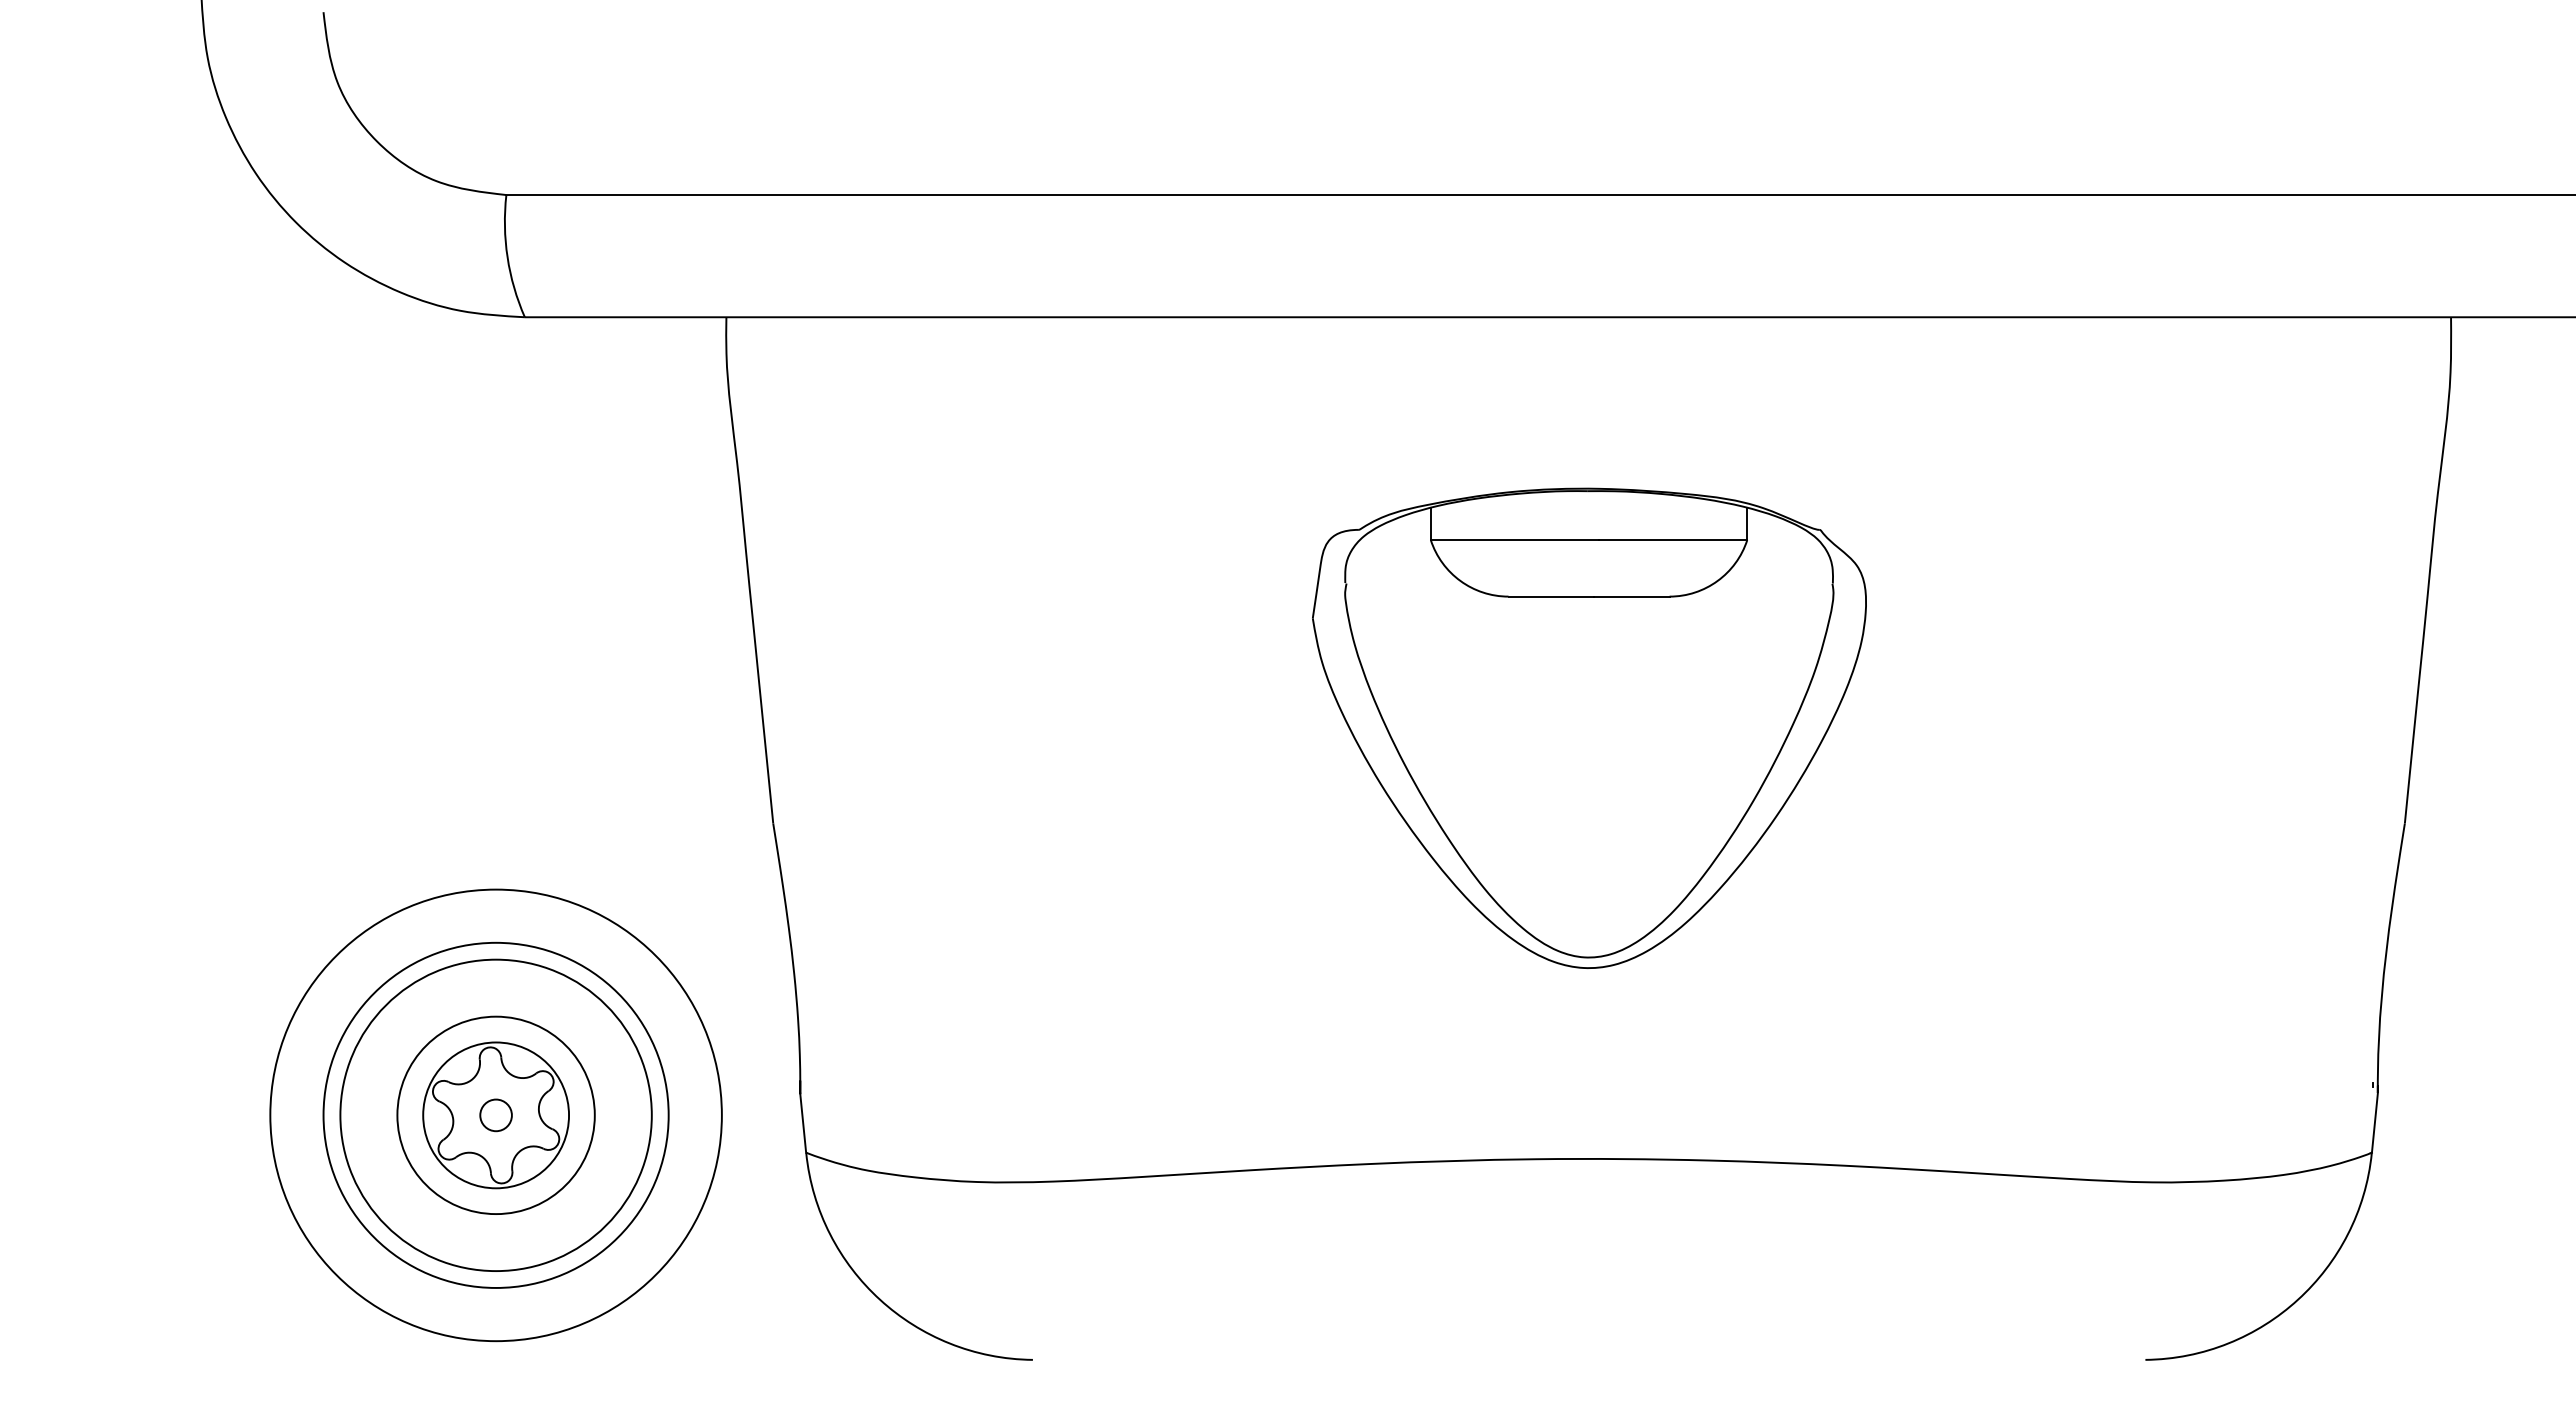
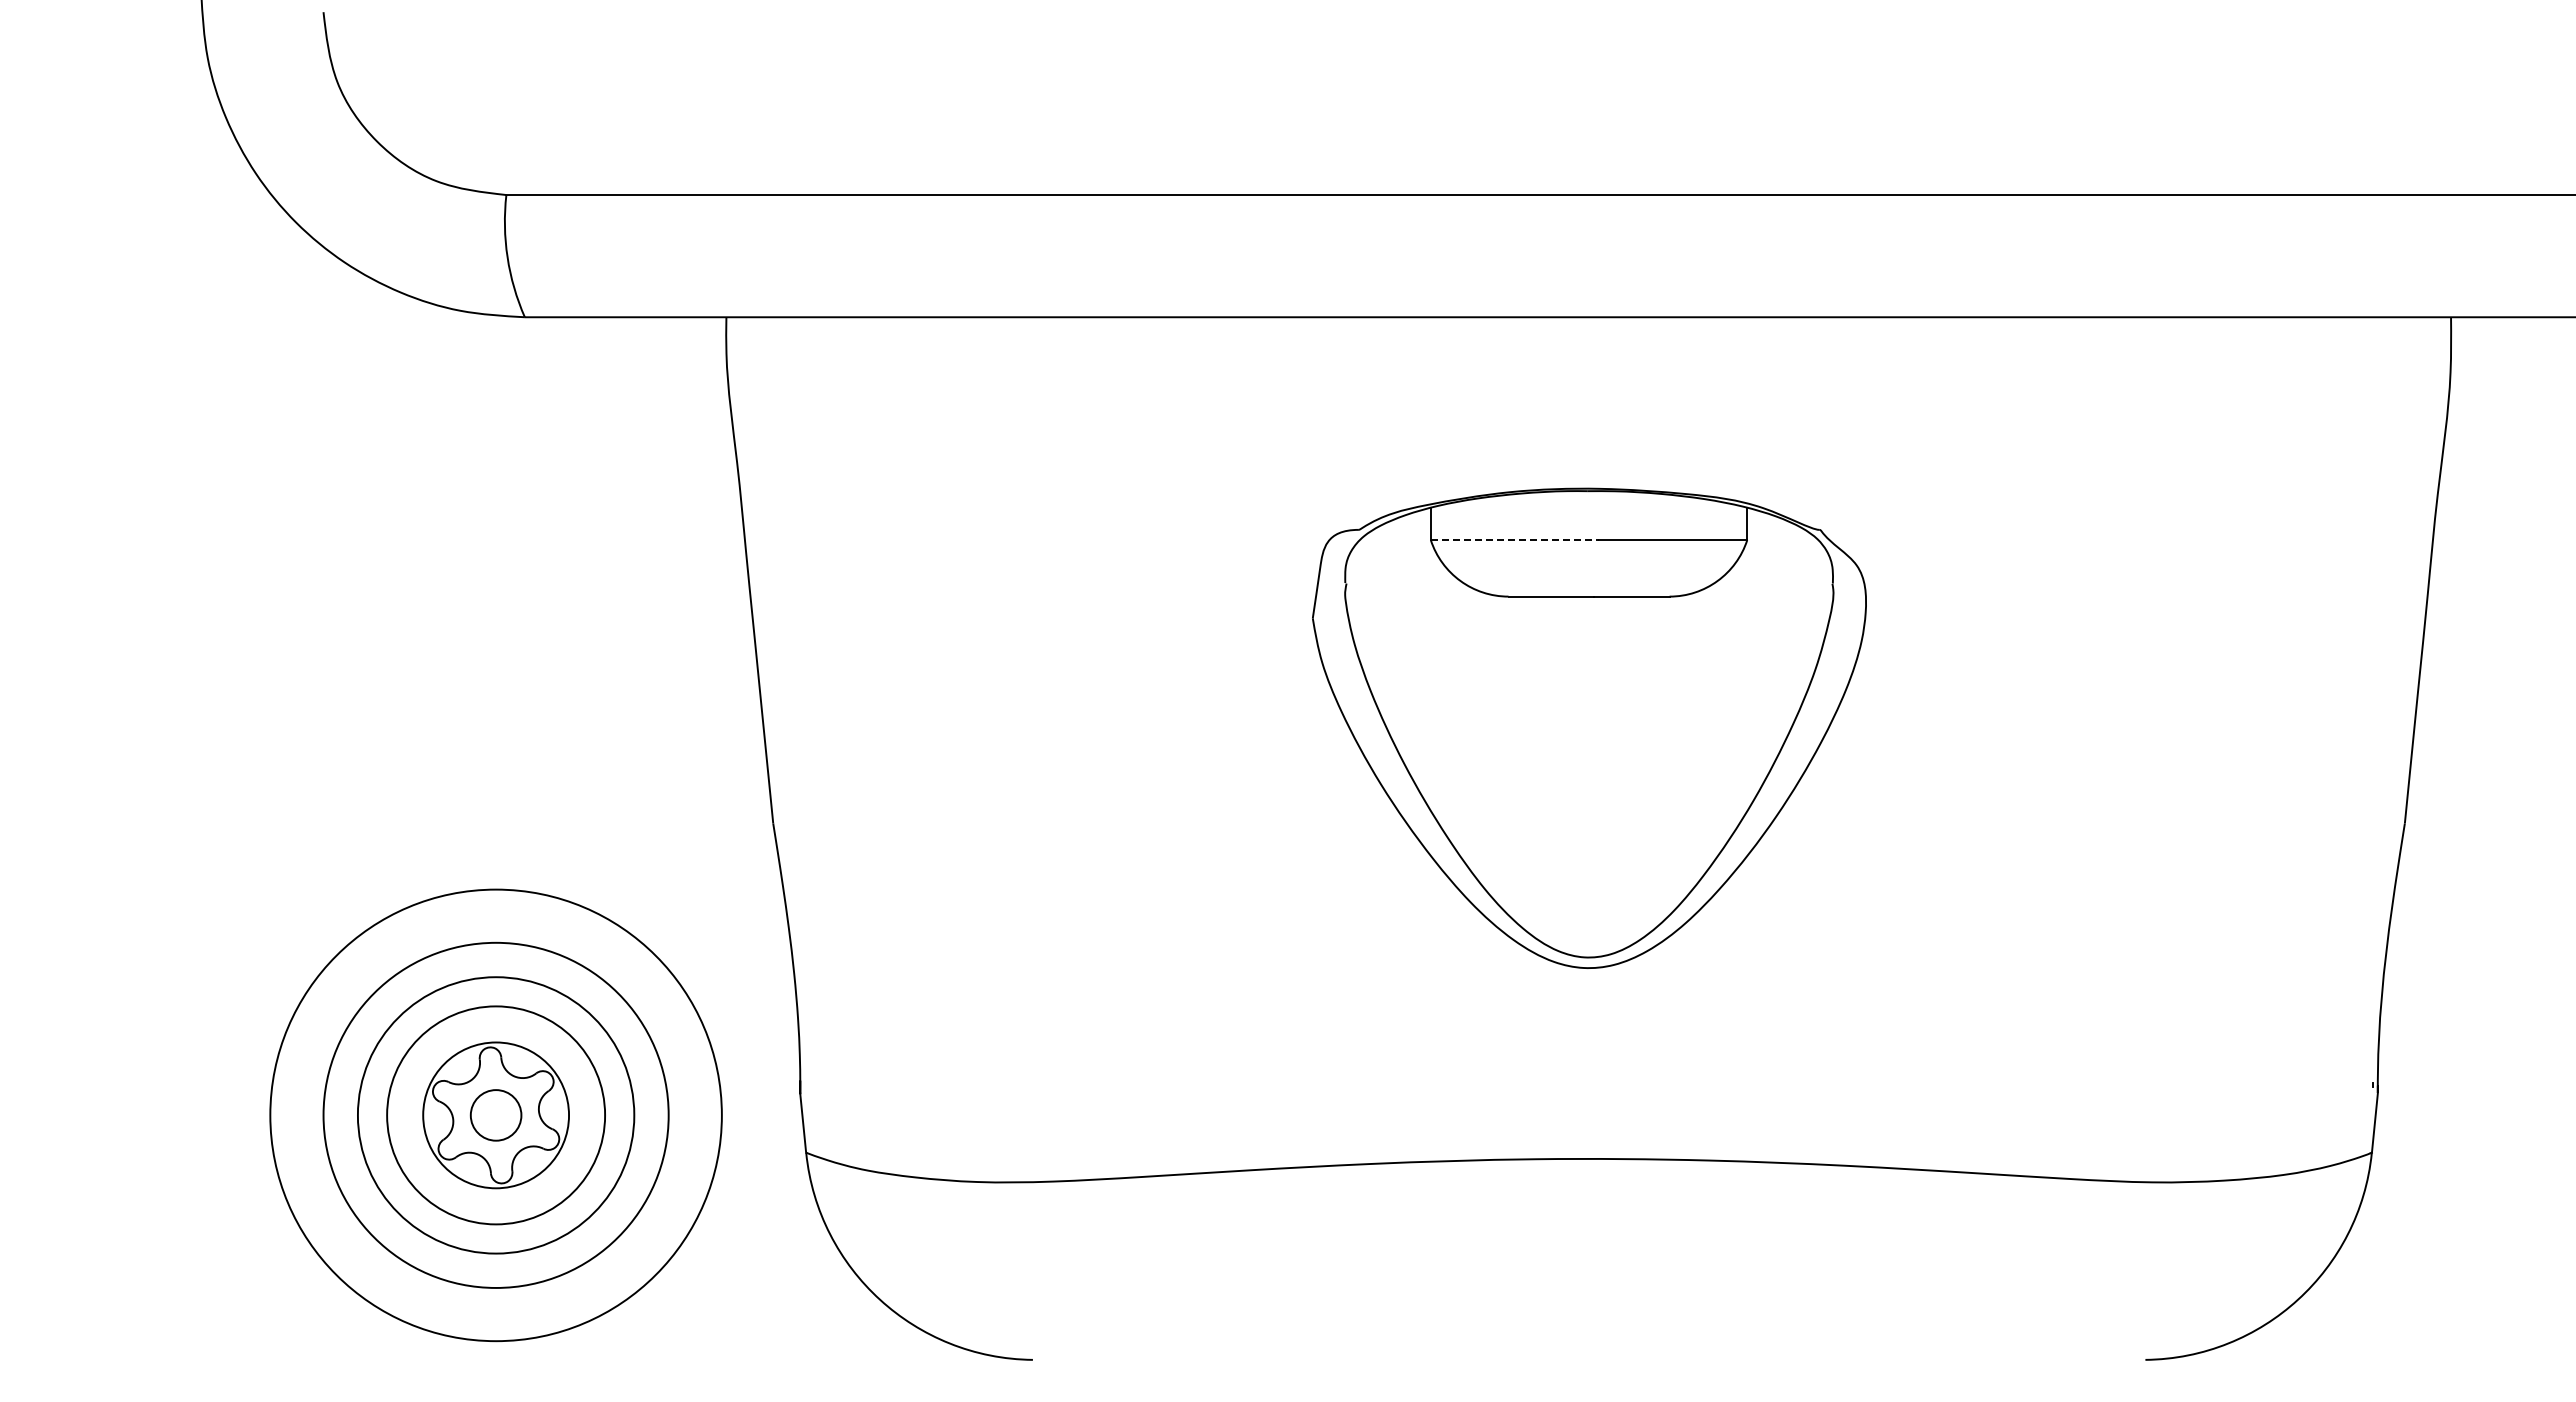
line: solid -> dashed (1515, 540)
circle diameter: 197 px -> 276 px (495, 1115)
circle diameter: 311 px -> 218 px (496, 1115)
circle diameter: 32 px -> 51 px (495, 1115)
